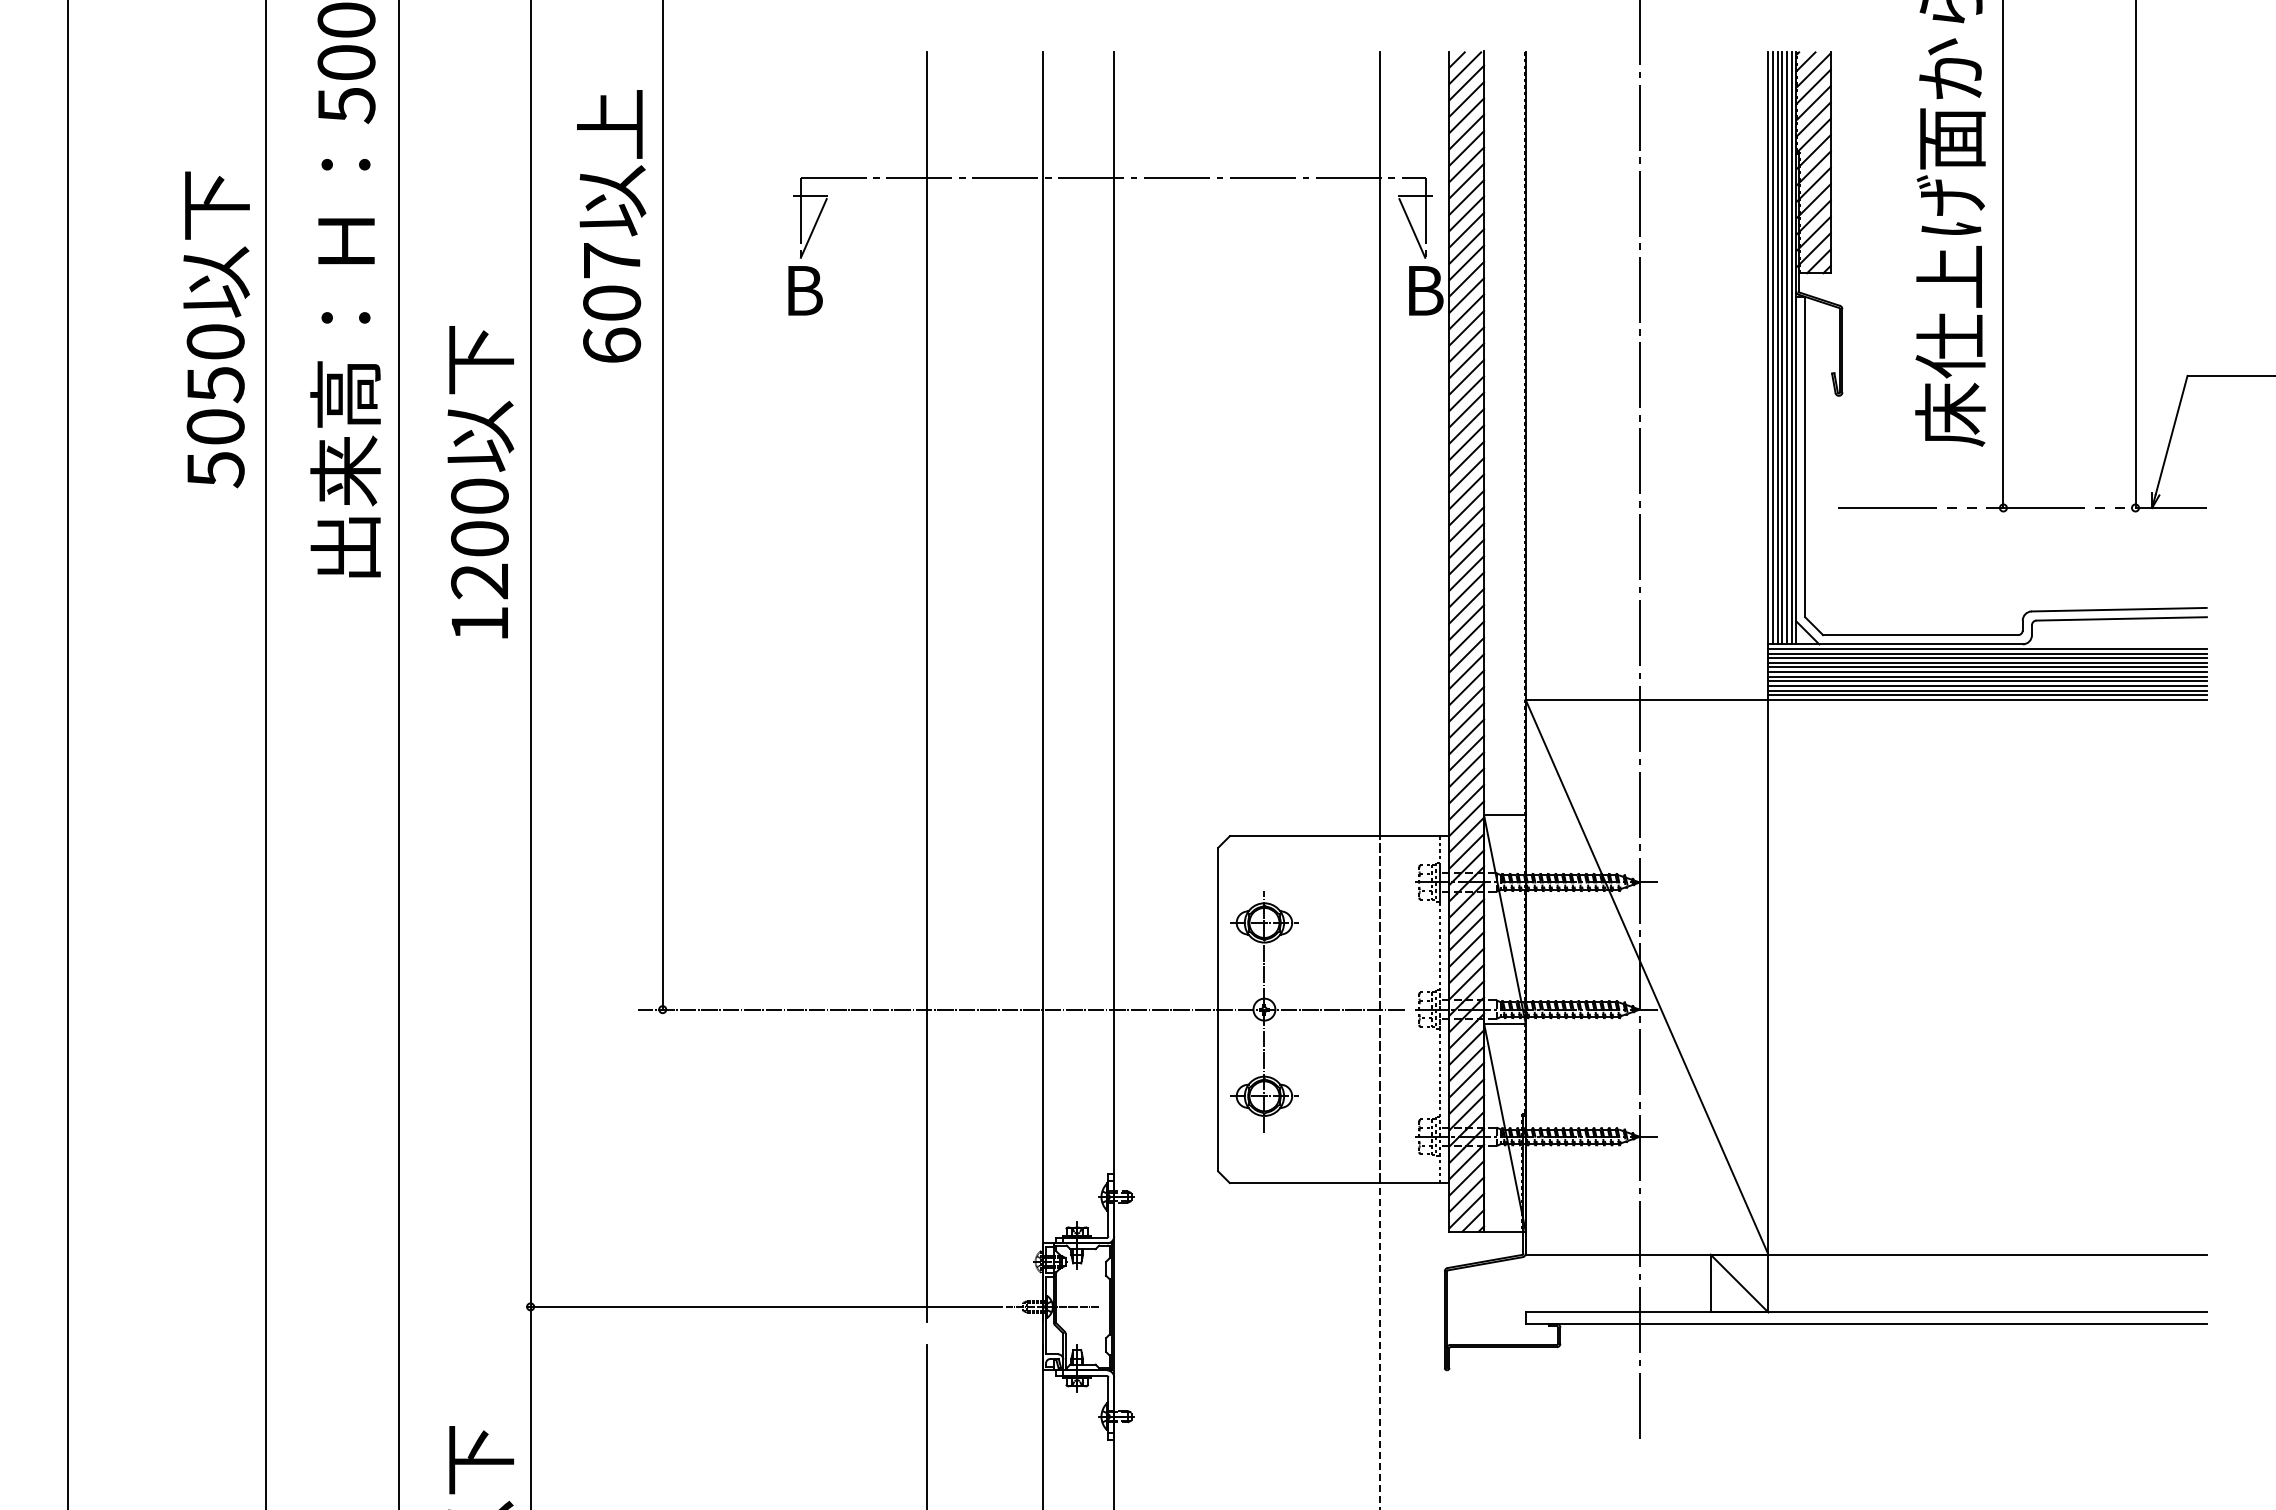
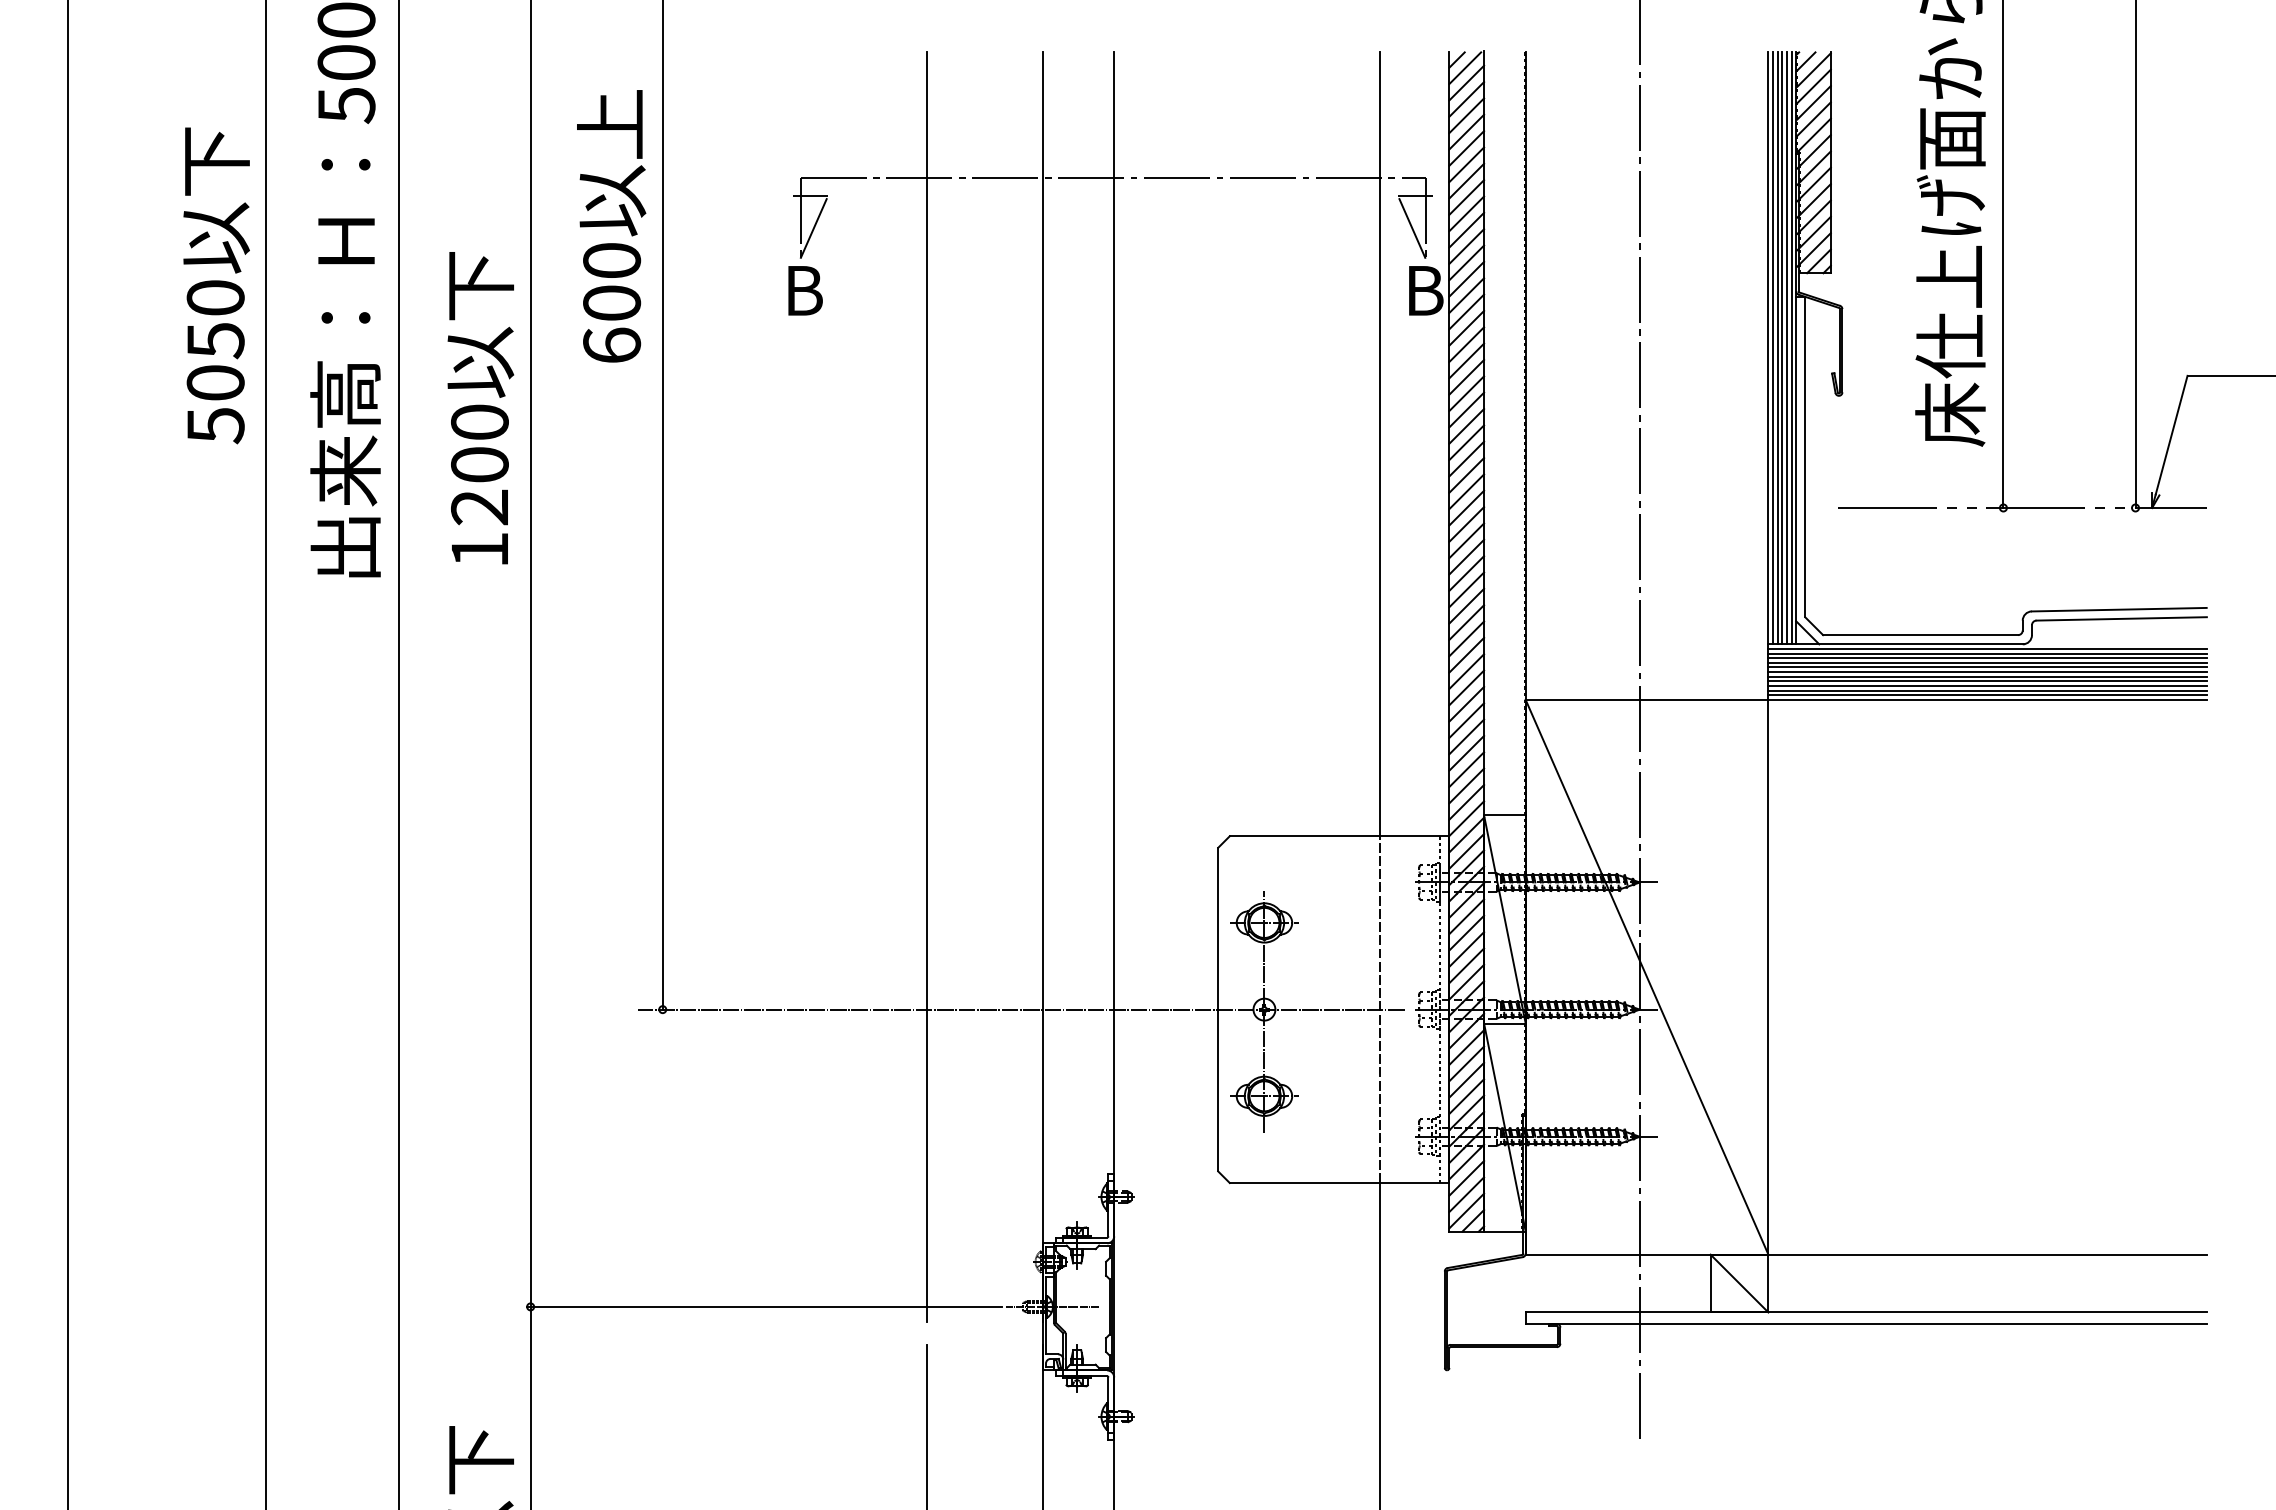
text: 607 -> 600 (612, 260)
text position: (216, 329) -> (216, 285) (216, 285)
text position: (480, 482) -> (480, 408) (480, 408)
line: dashed -> solid (1380, 1345)
